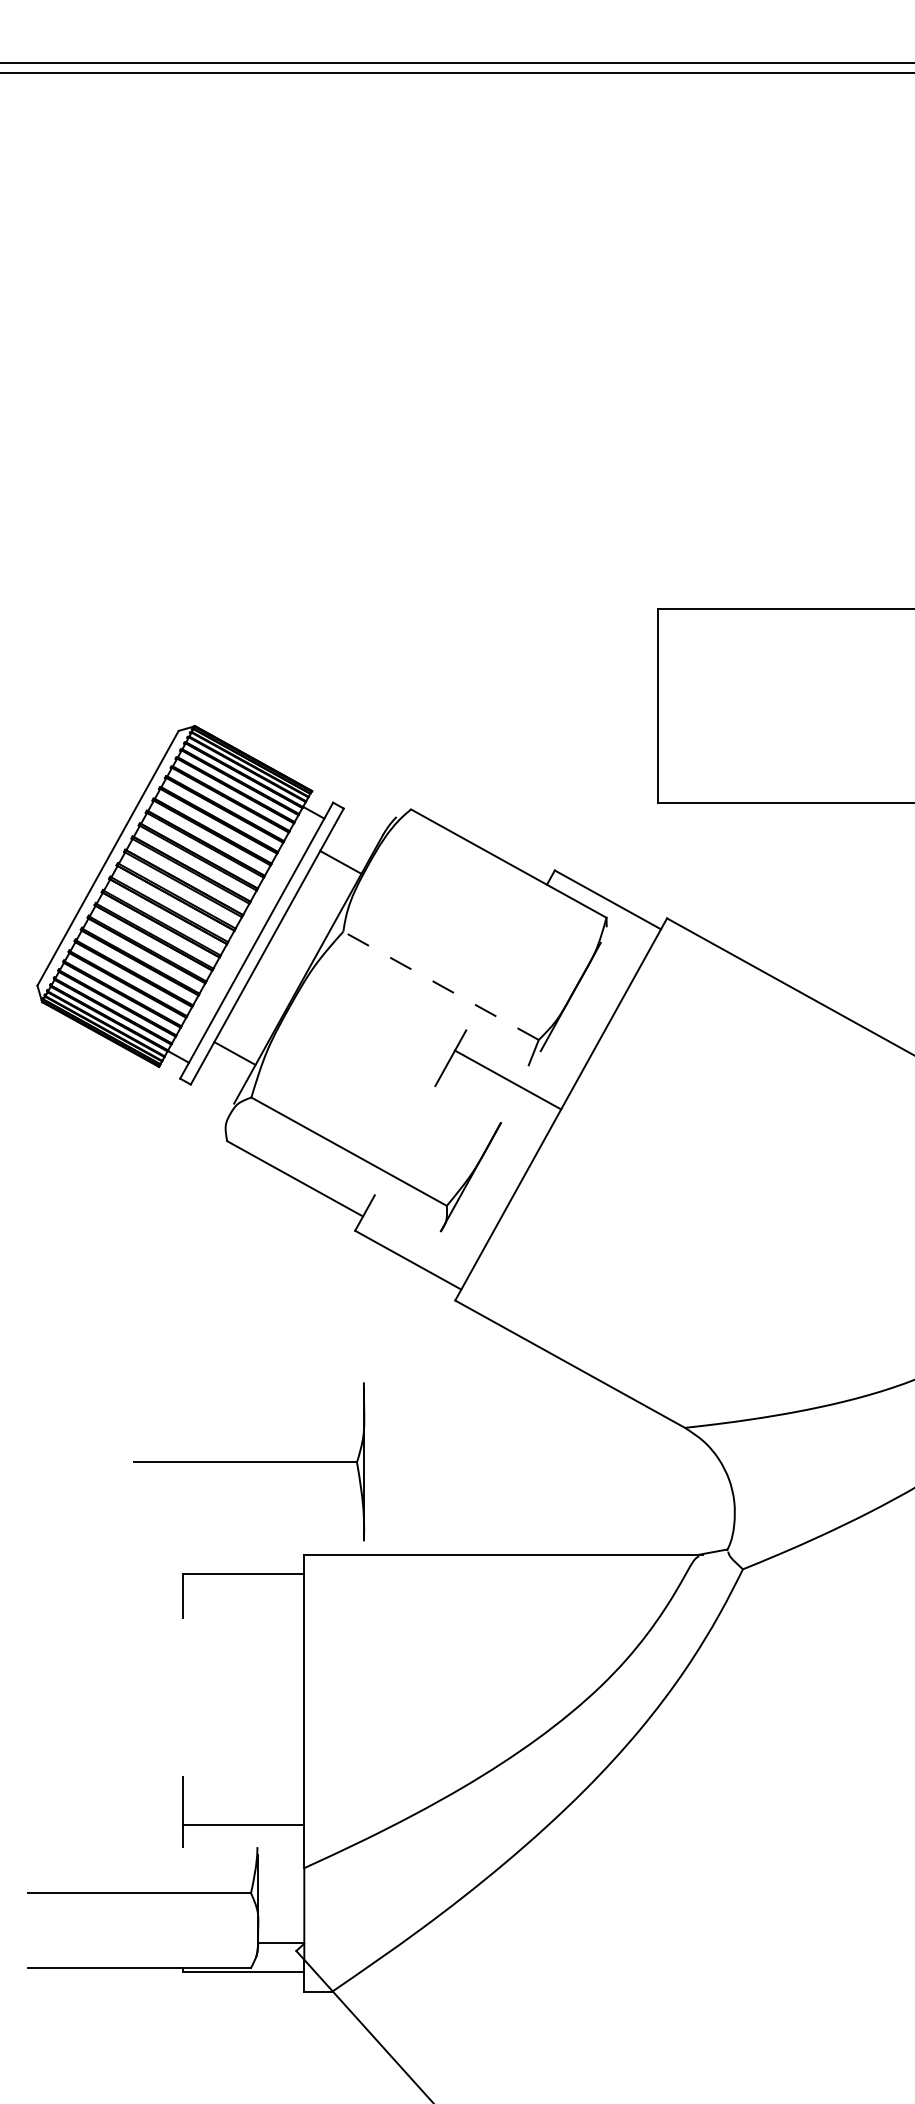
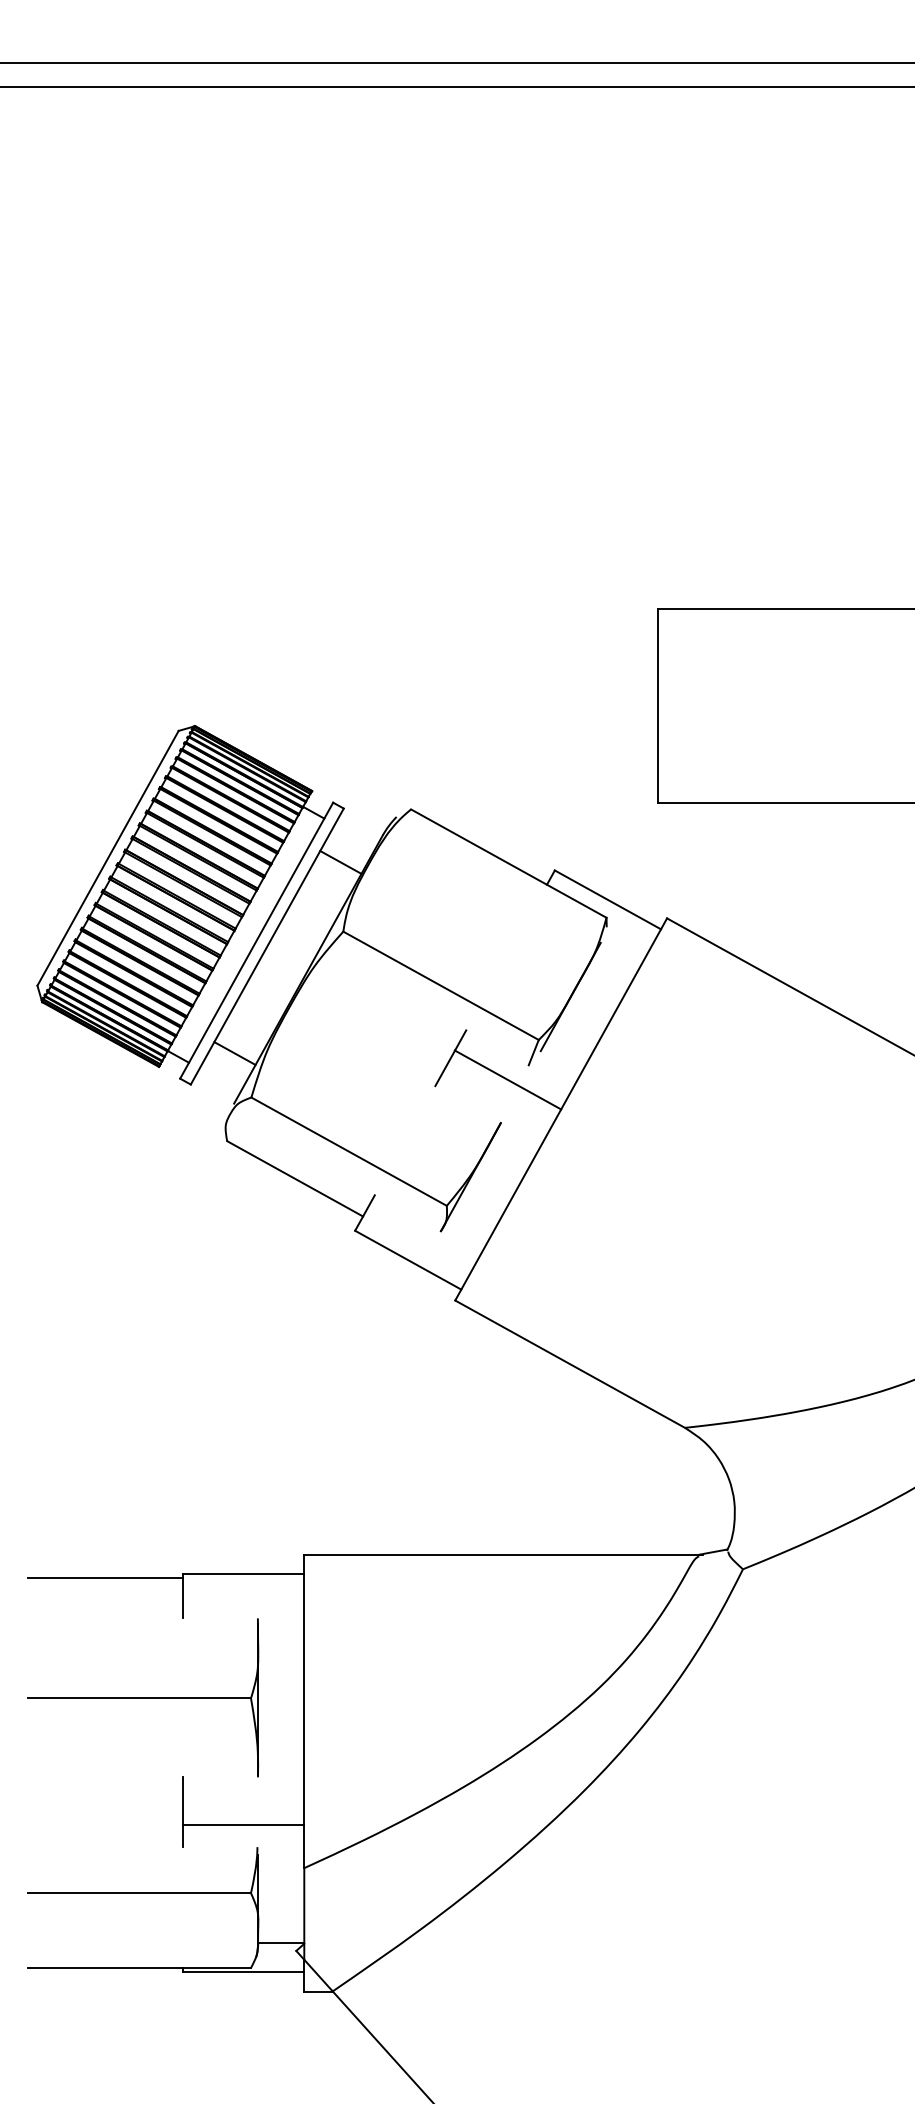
line position: (456, 73) -> (456, 87) (456, 87)
line: dashed -> solid (441, 985)
part position: (249, 1461) -> (143, 1697) (143, 1697)
line: none -> present (104, 1578)
